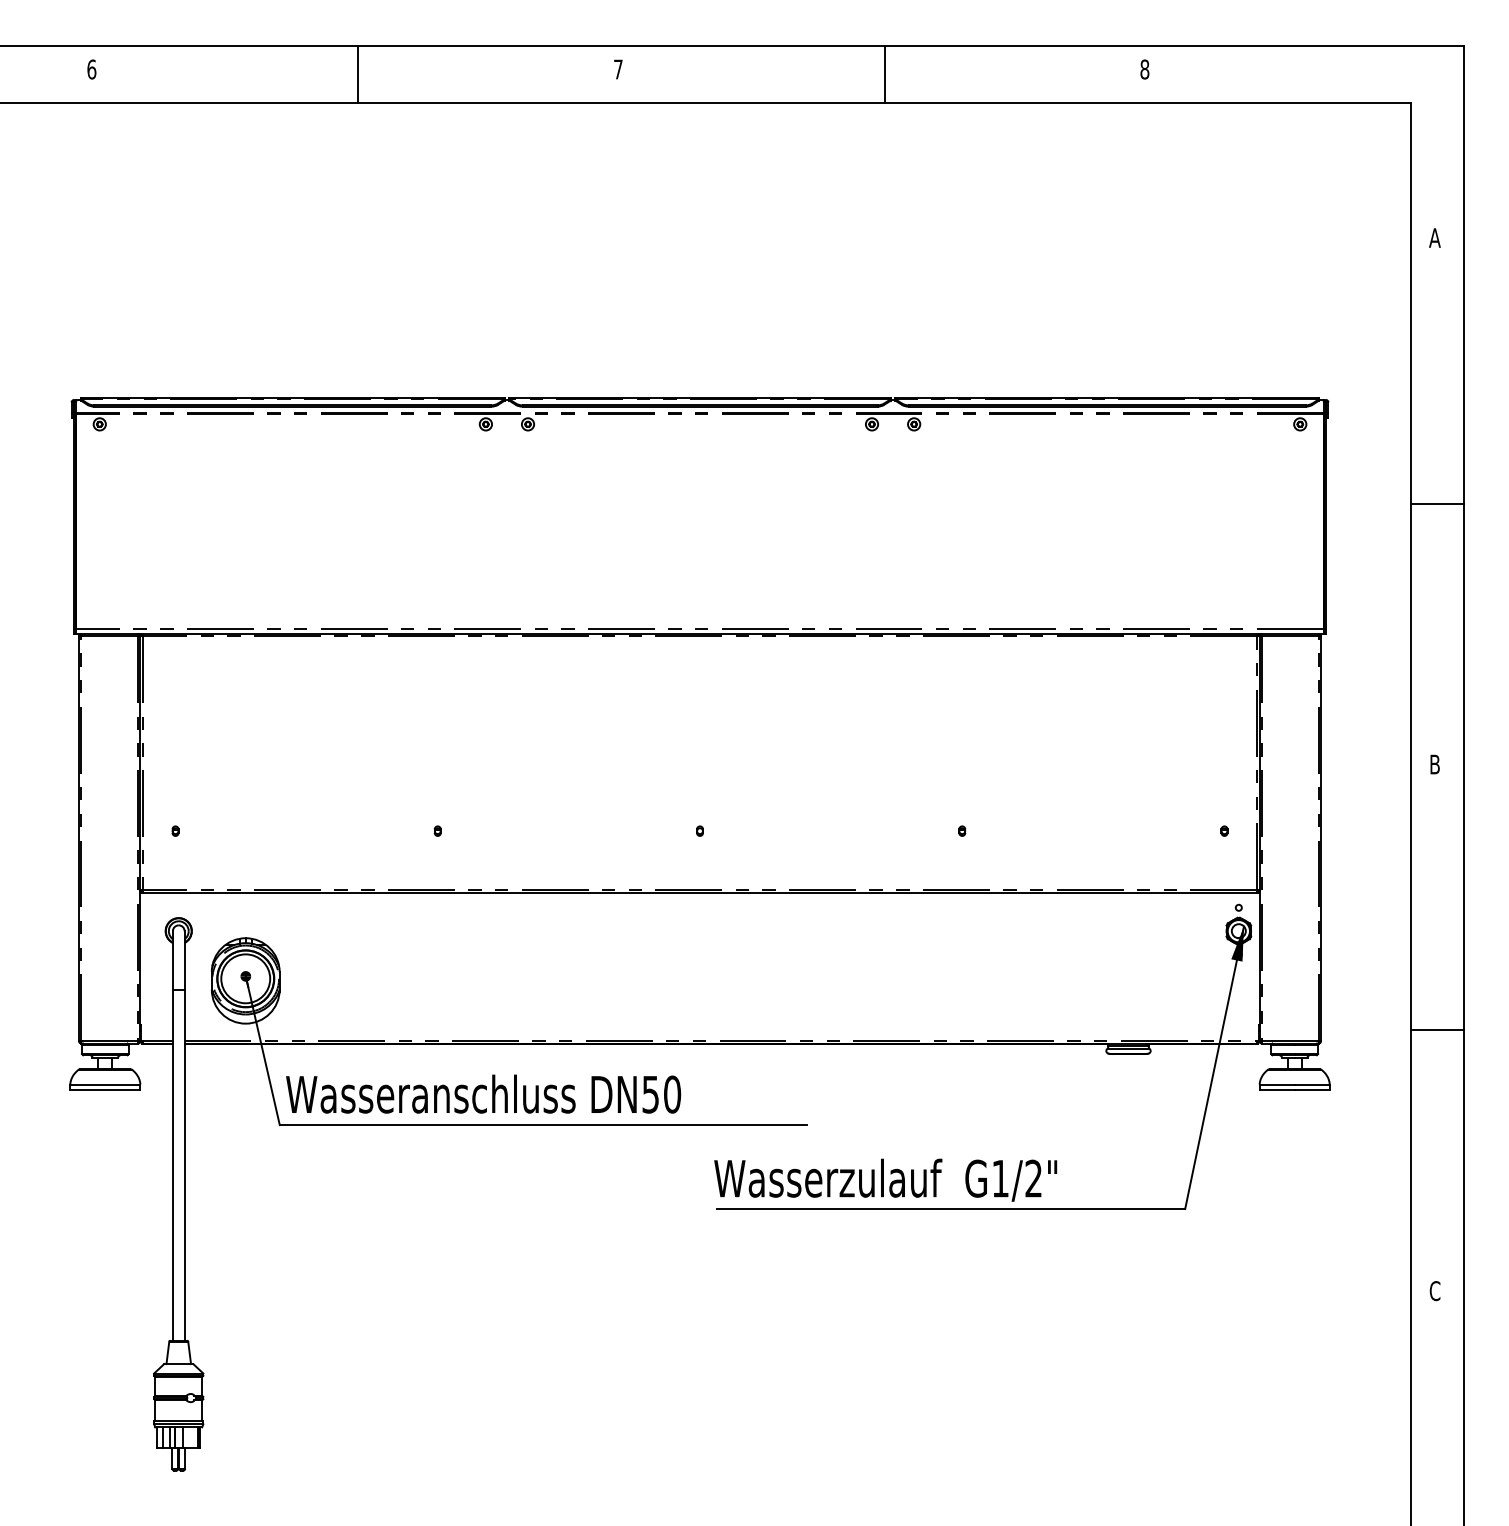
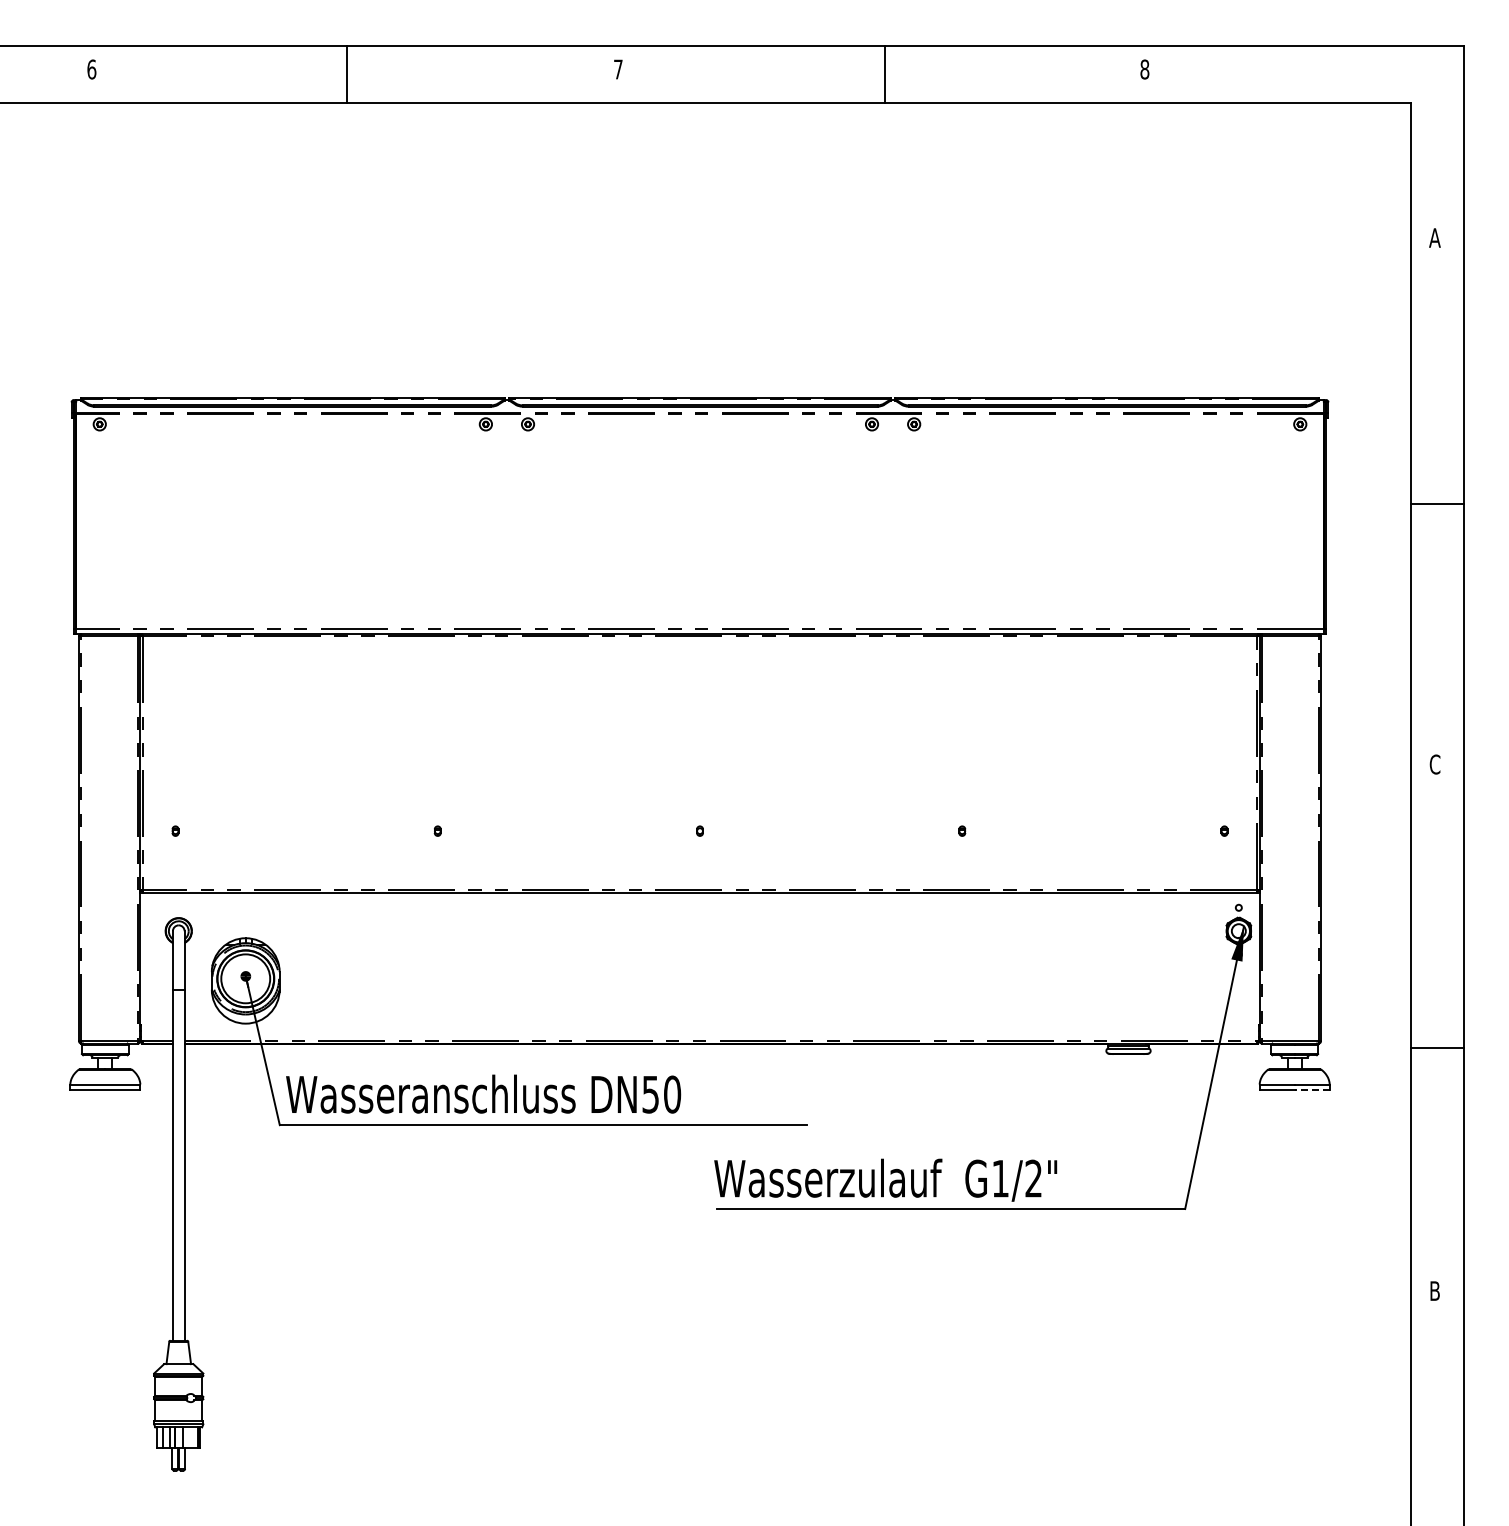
line position: (358, 73) -> (347, 73) (347, 73)
text: B -> C (1434, 764)
line position: (1437, 1030) -> (1437, 1048) (1437, 1048)
line: solid -> dashed (1312, 1090)
text: C -> B (1434, 1291)
